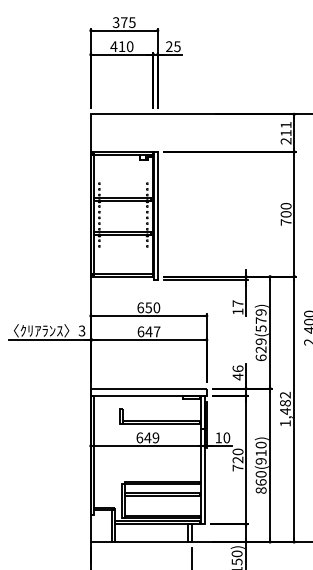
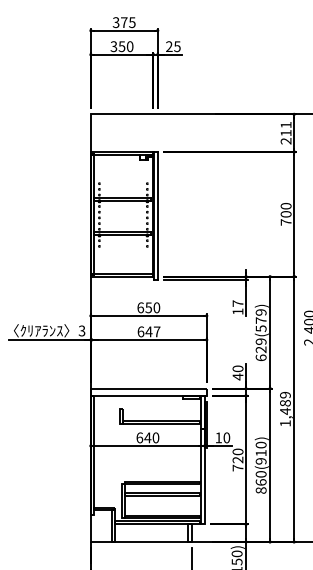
text: 410 -> 350 (117, 46)
text: 46 -> 40 (237, 368)
text: 1,482 -> 1,489 (285, 394)
text: 649 -> 640 (155, 437)
